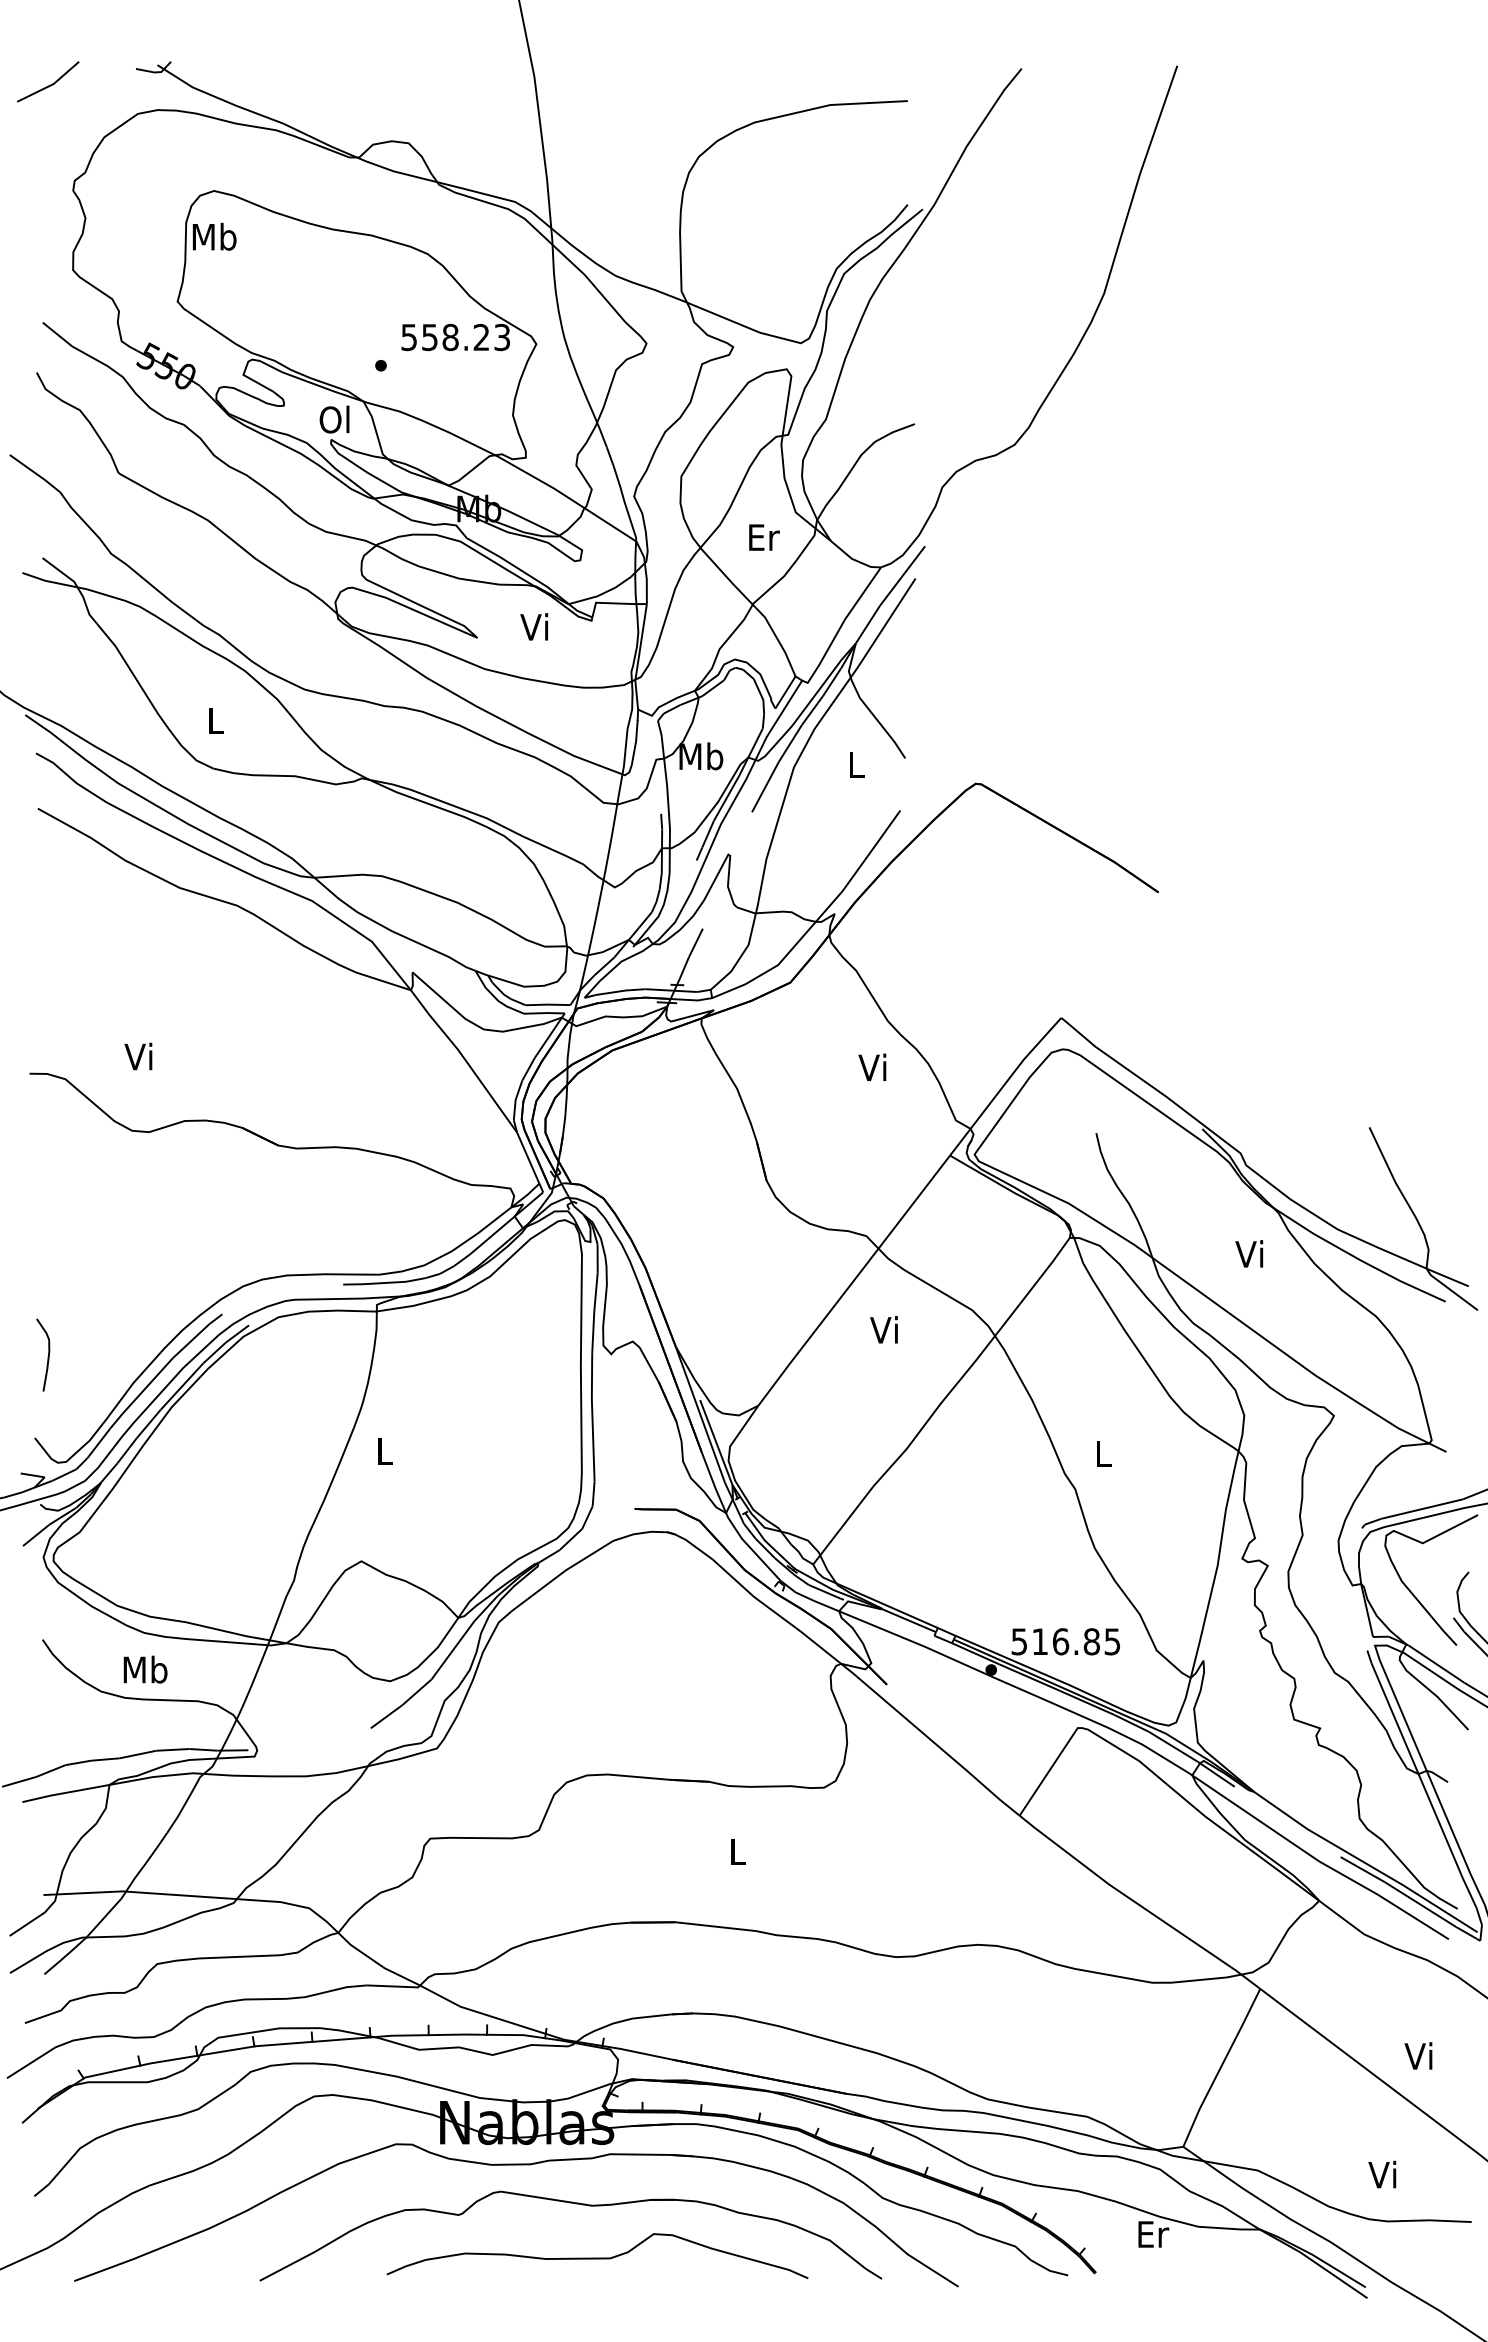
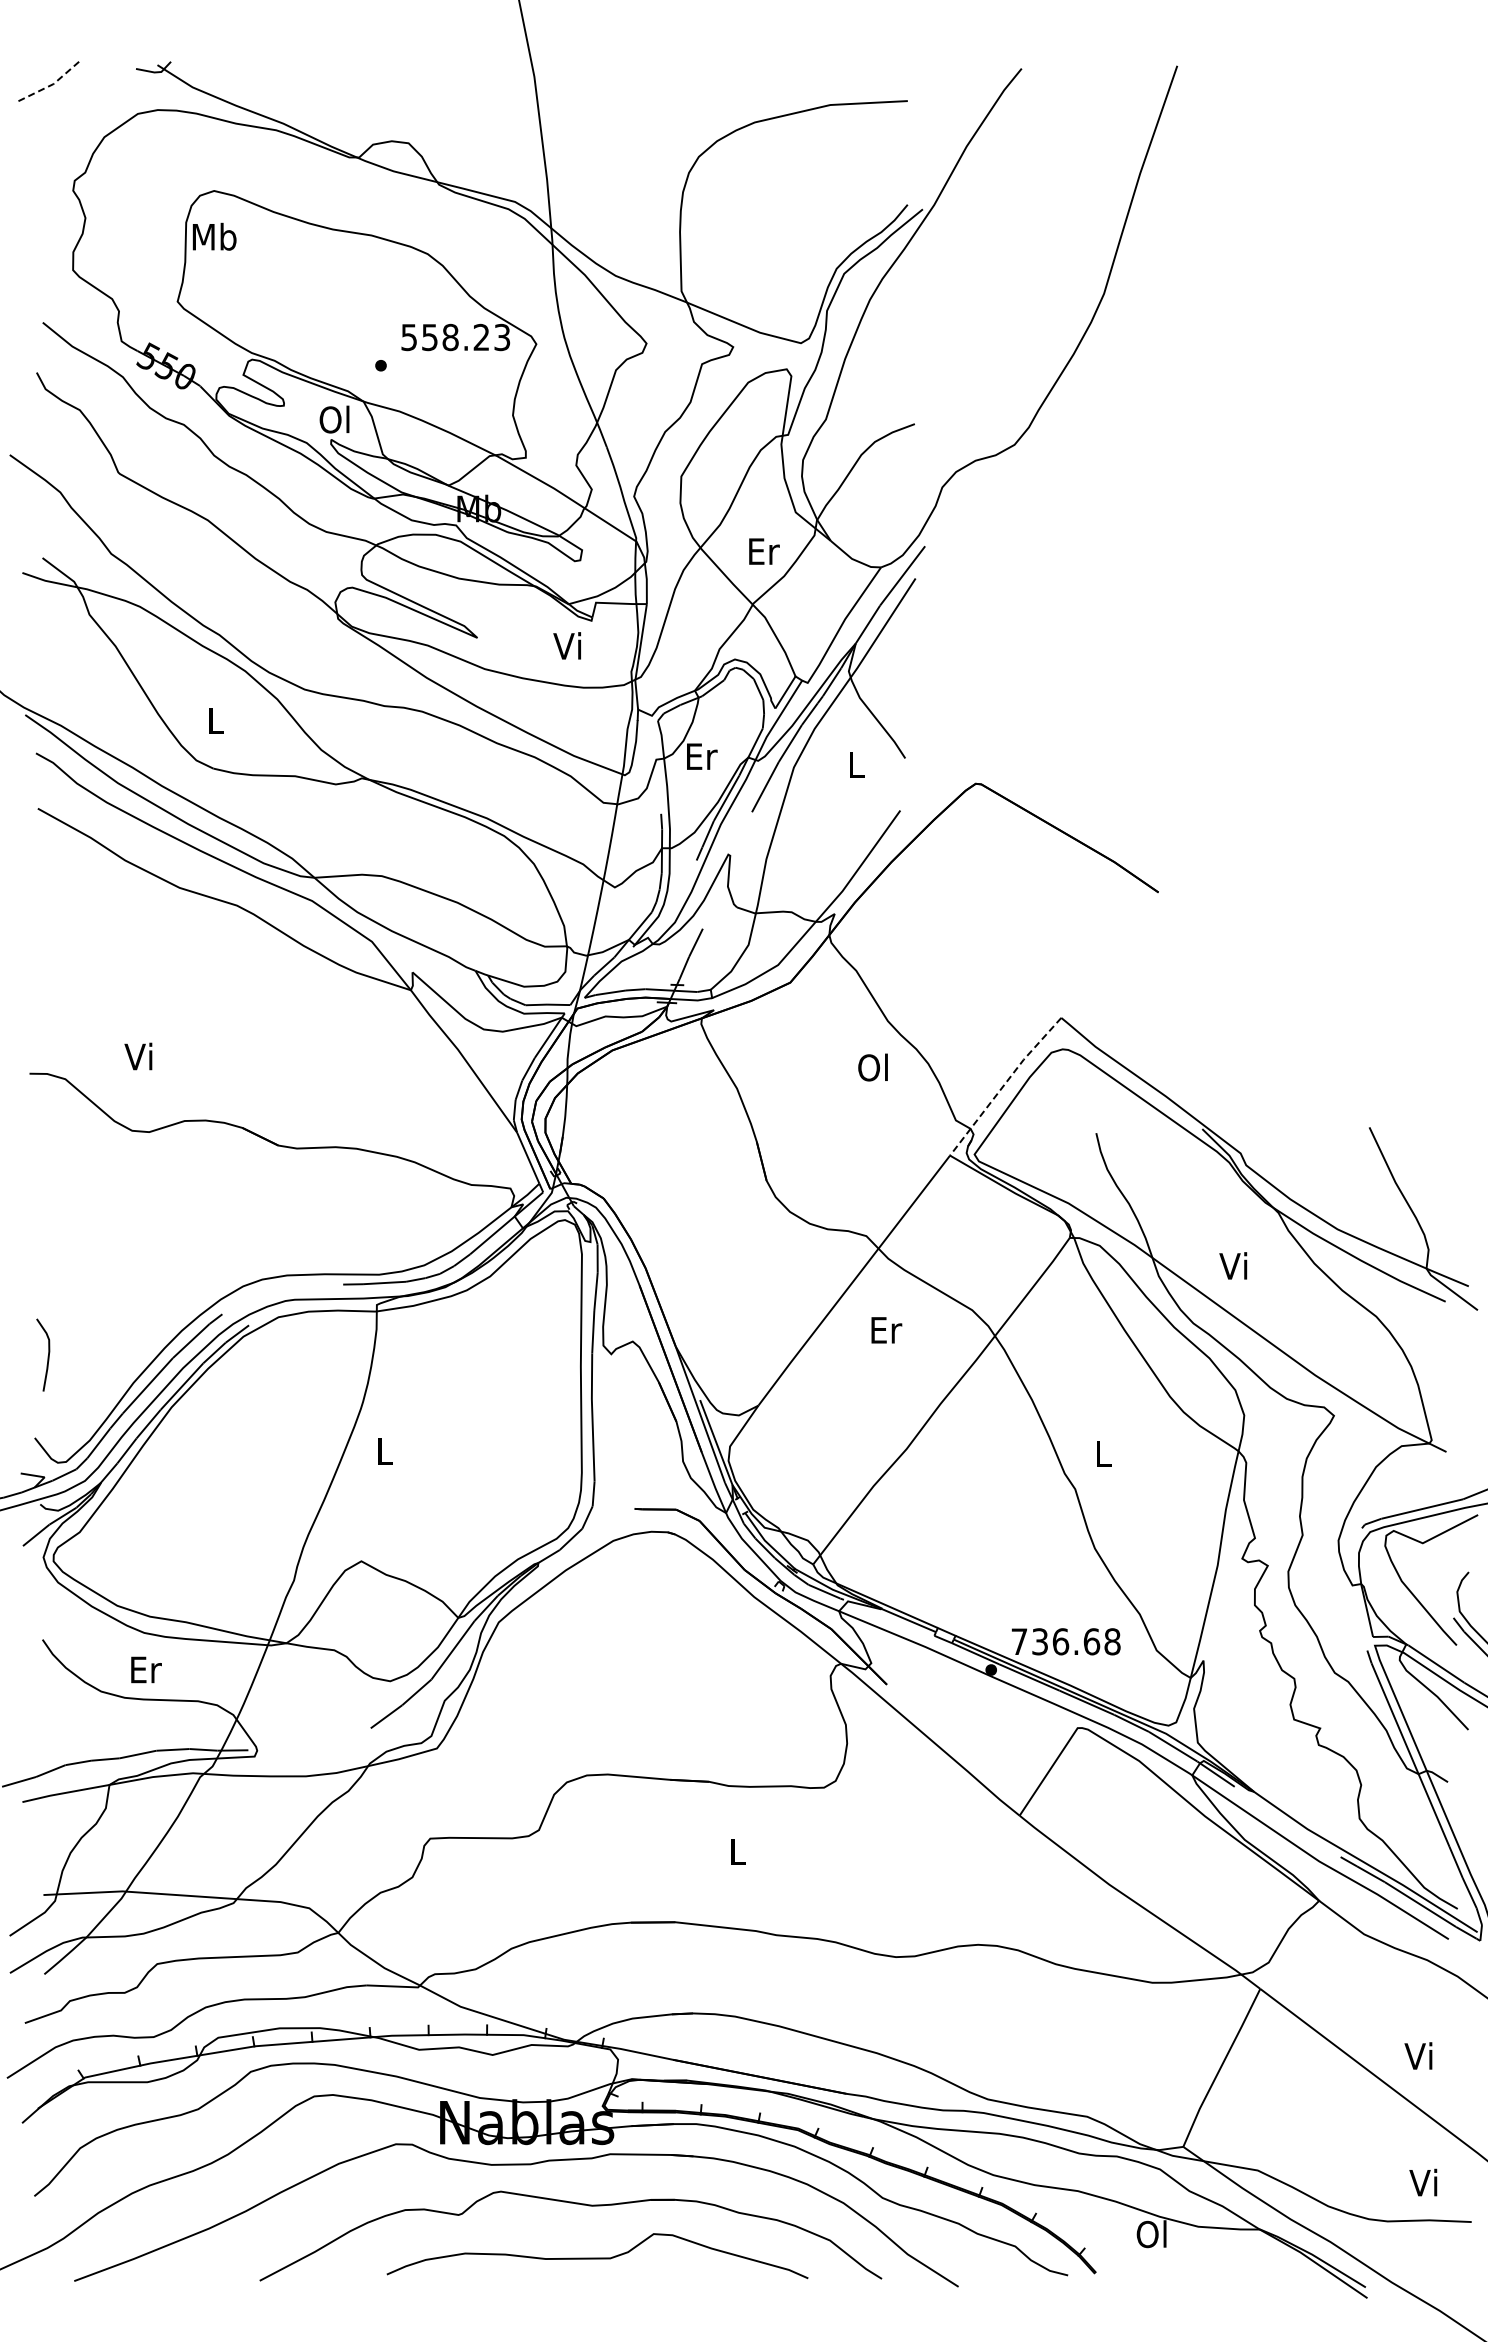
line: solid -> dashed (51, 85)
text position: (764, 537) -> (764, 551) (764, 551)
text position: (533, 626) -> (566, 645) (566, 645)
text: Mb -> Er (701, 756)
text: Vi -> Ol (872, 1067)
line: solid -> dashed (1004, 1084)
text position: (1249, 1253) -> (1233, 1265) (1233, 1265)
text: Vi -> Er (886, 1329)
text: 516.85 -> 736.68 (1065, 1641)
text: Mb -> Er (145, 1669)
text position: (1382, 2174) -> (1423, 2182) (1423, 2182)
text: Er -> Ol (1152, 2234)
